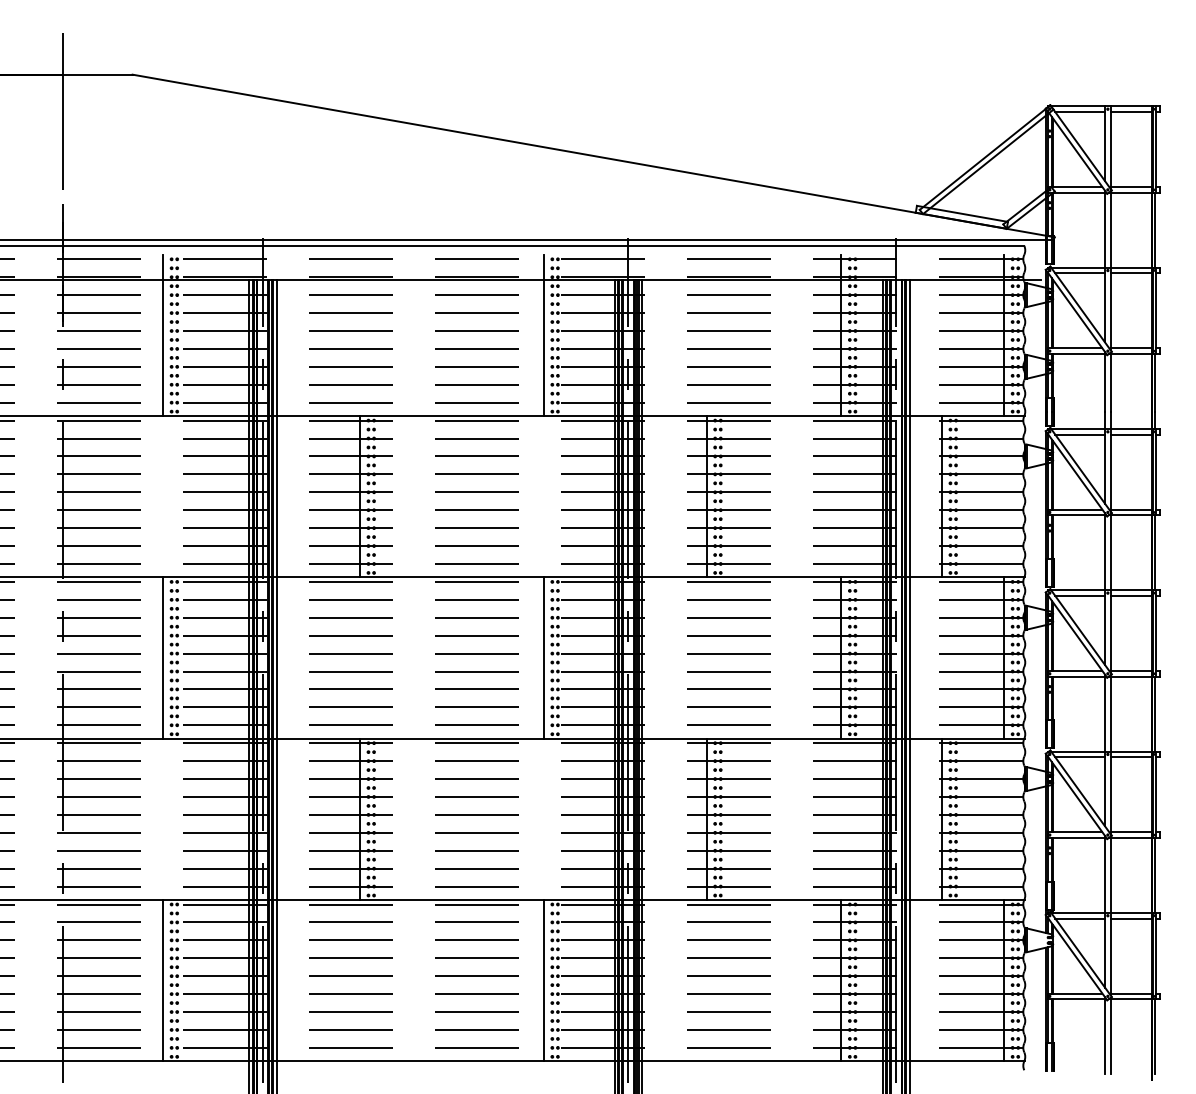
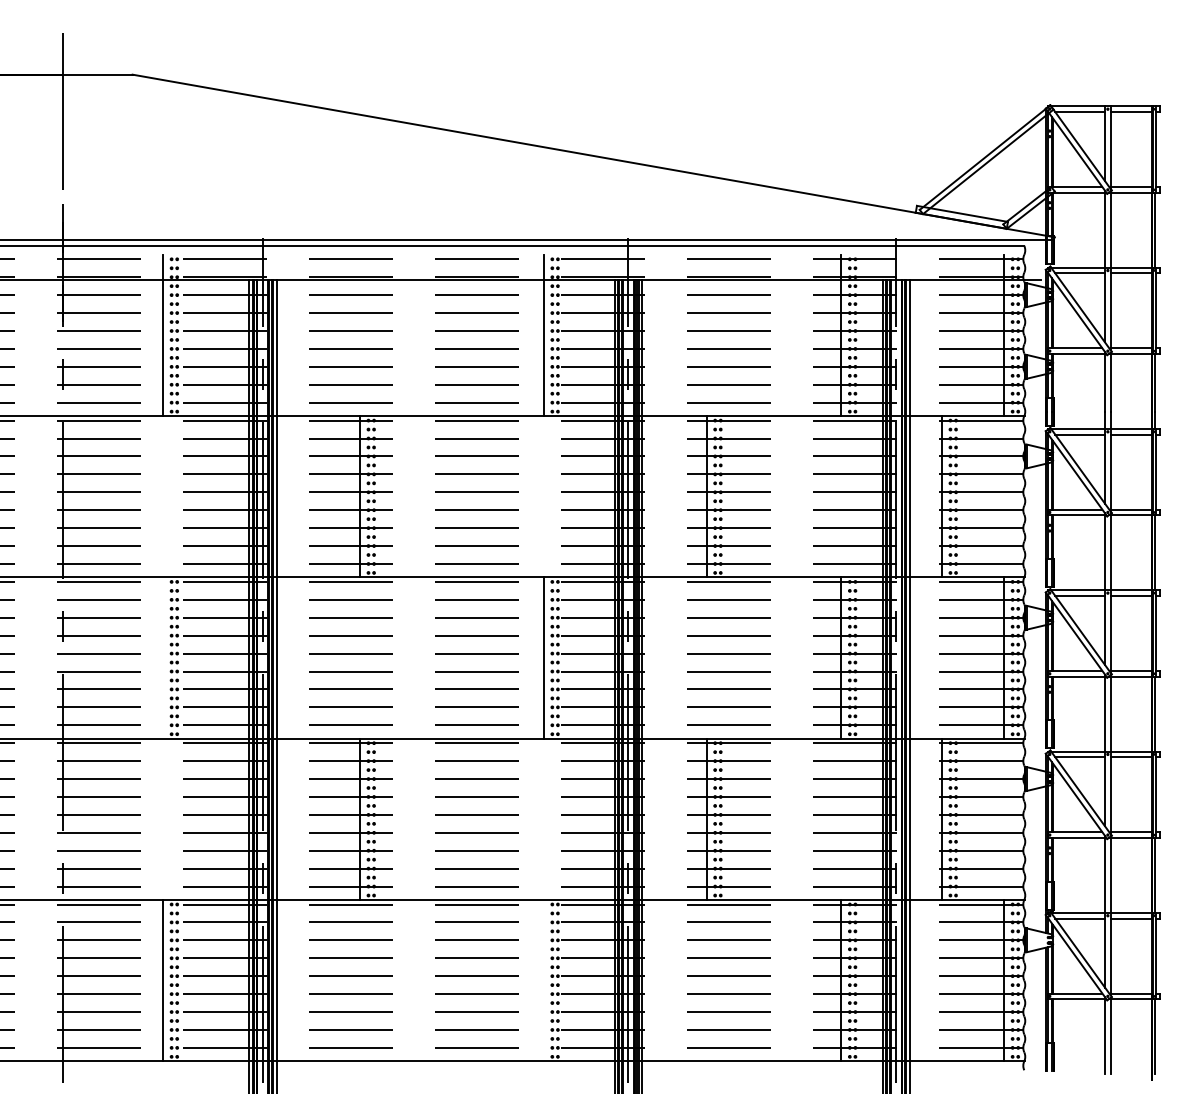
line: present -> none (163, 657)
line: present -> none (543, 980)
